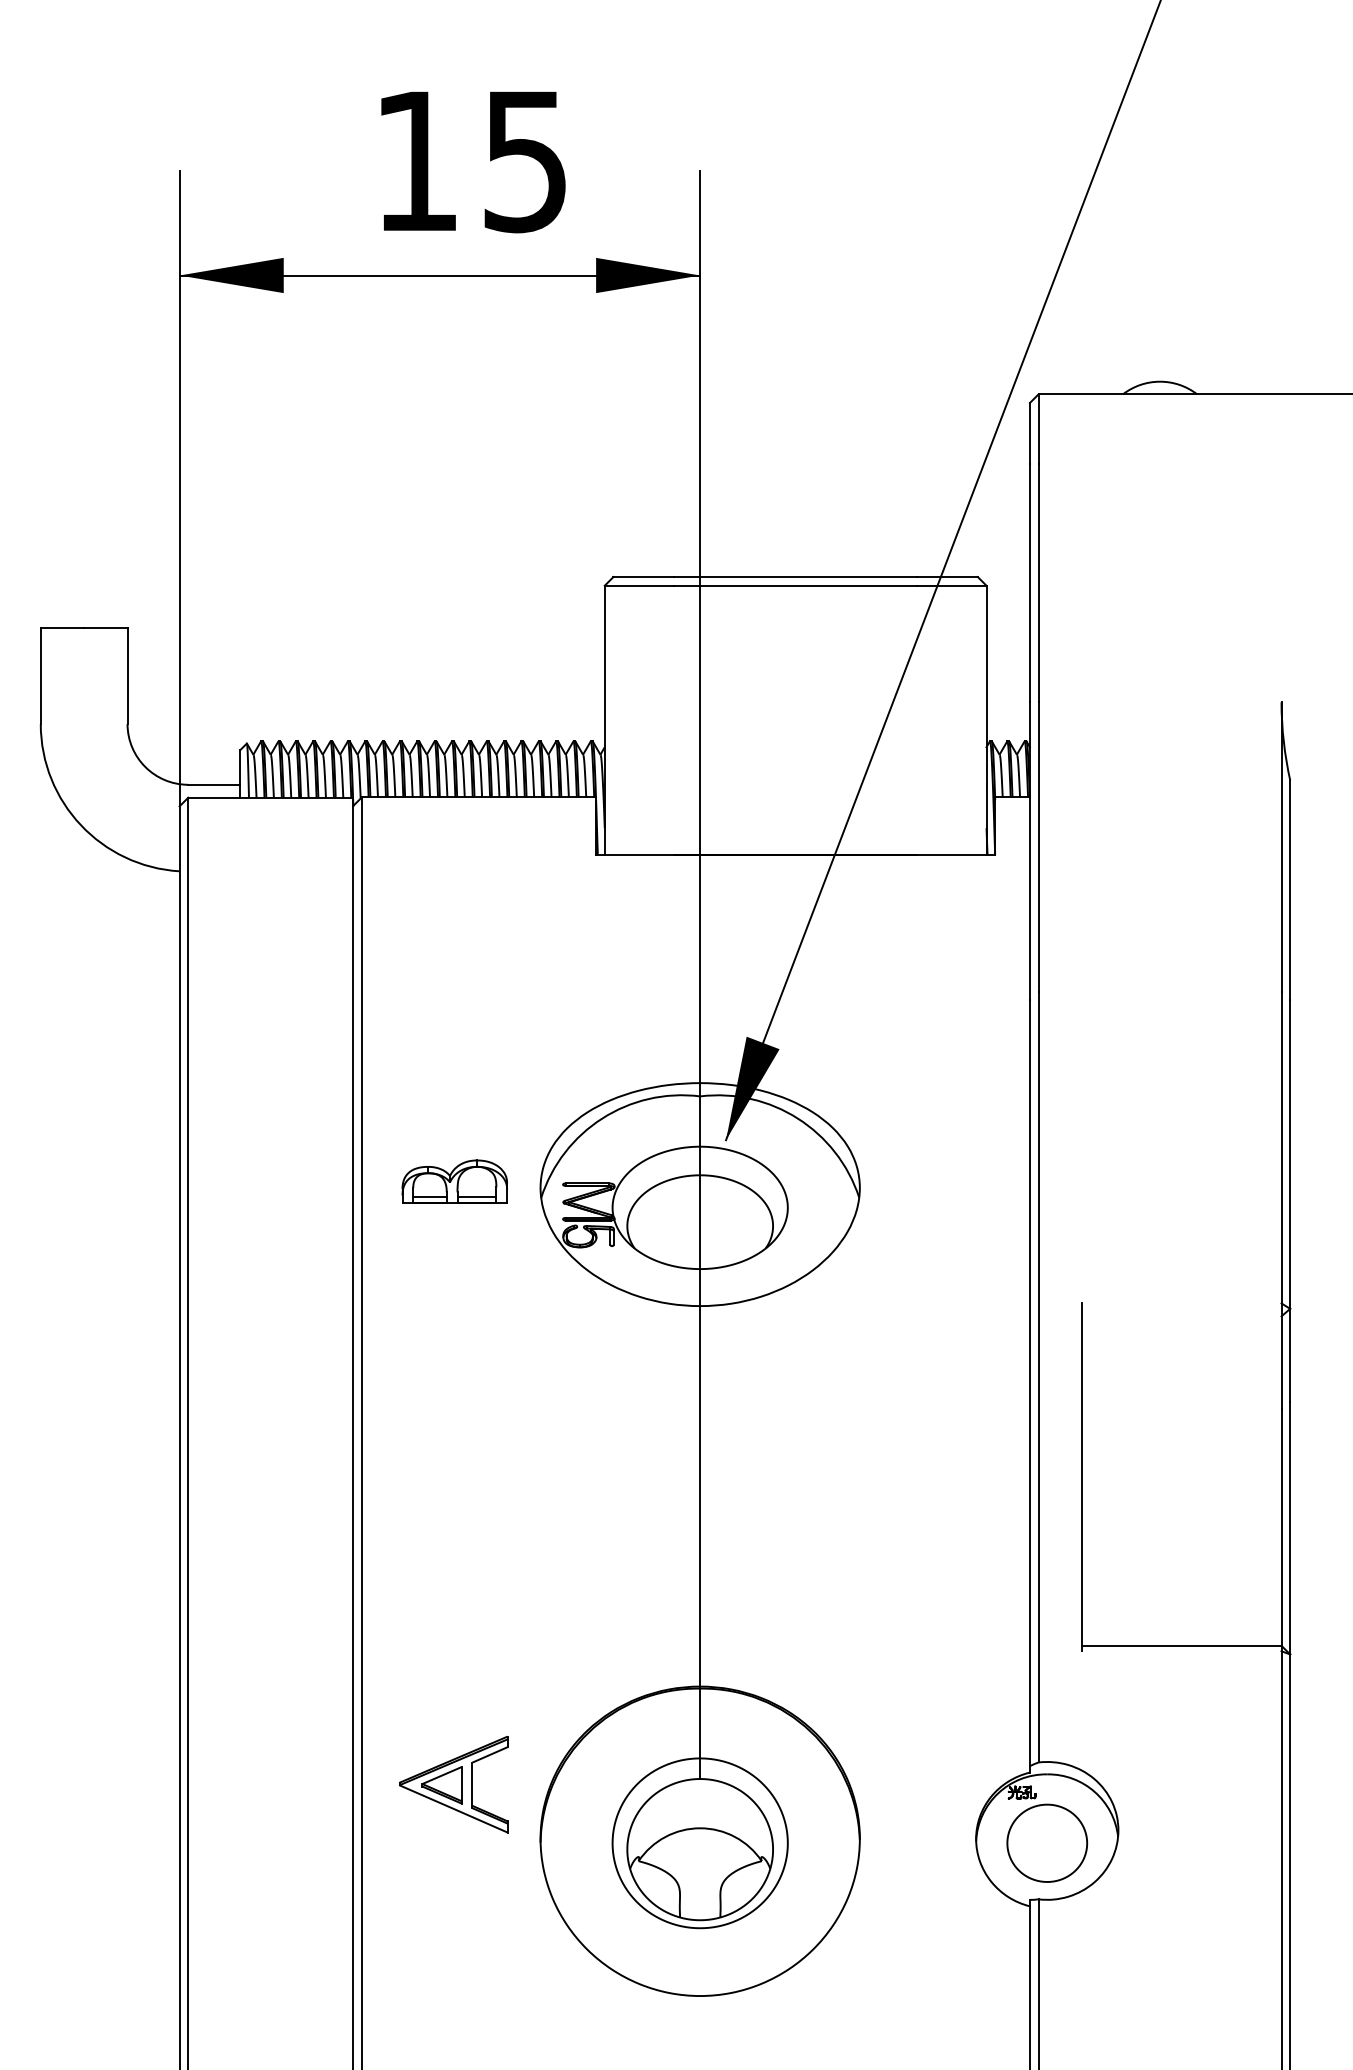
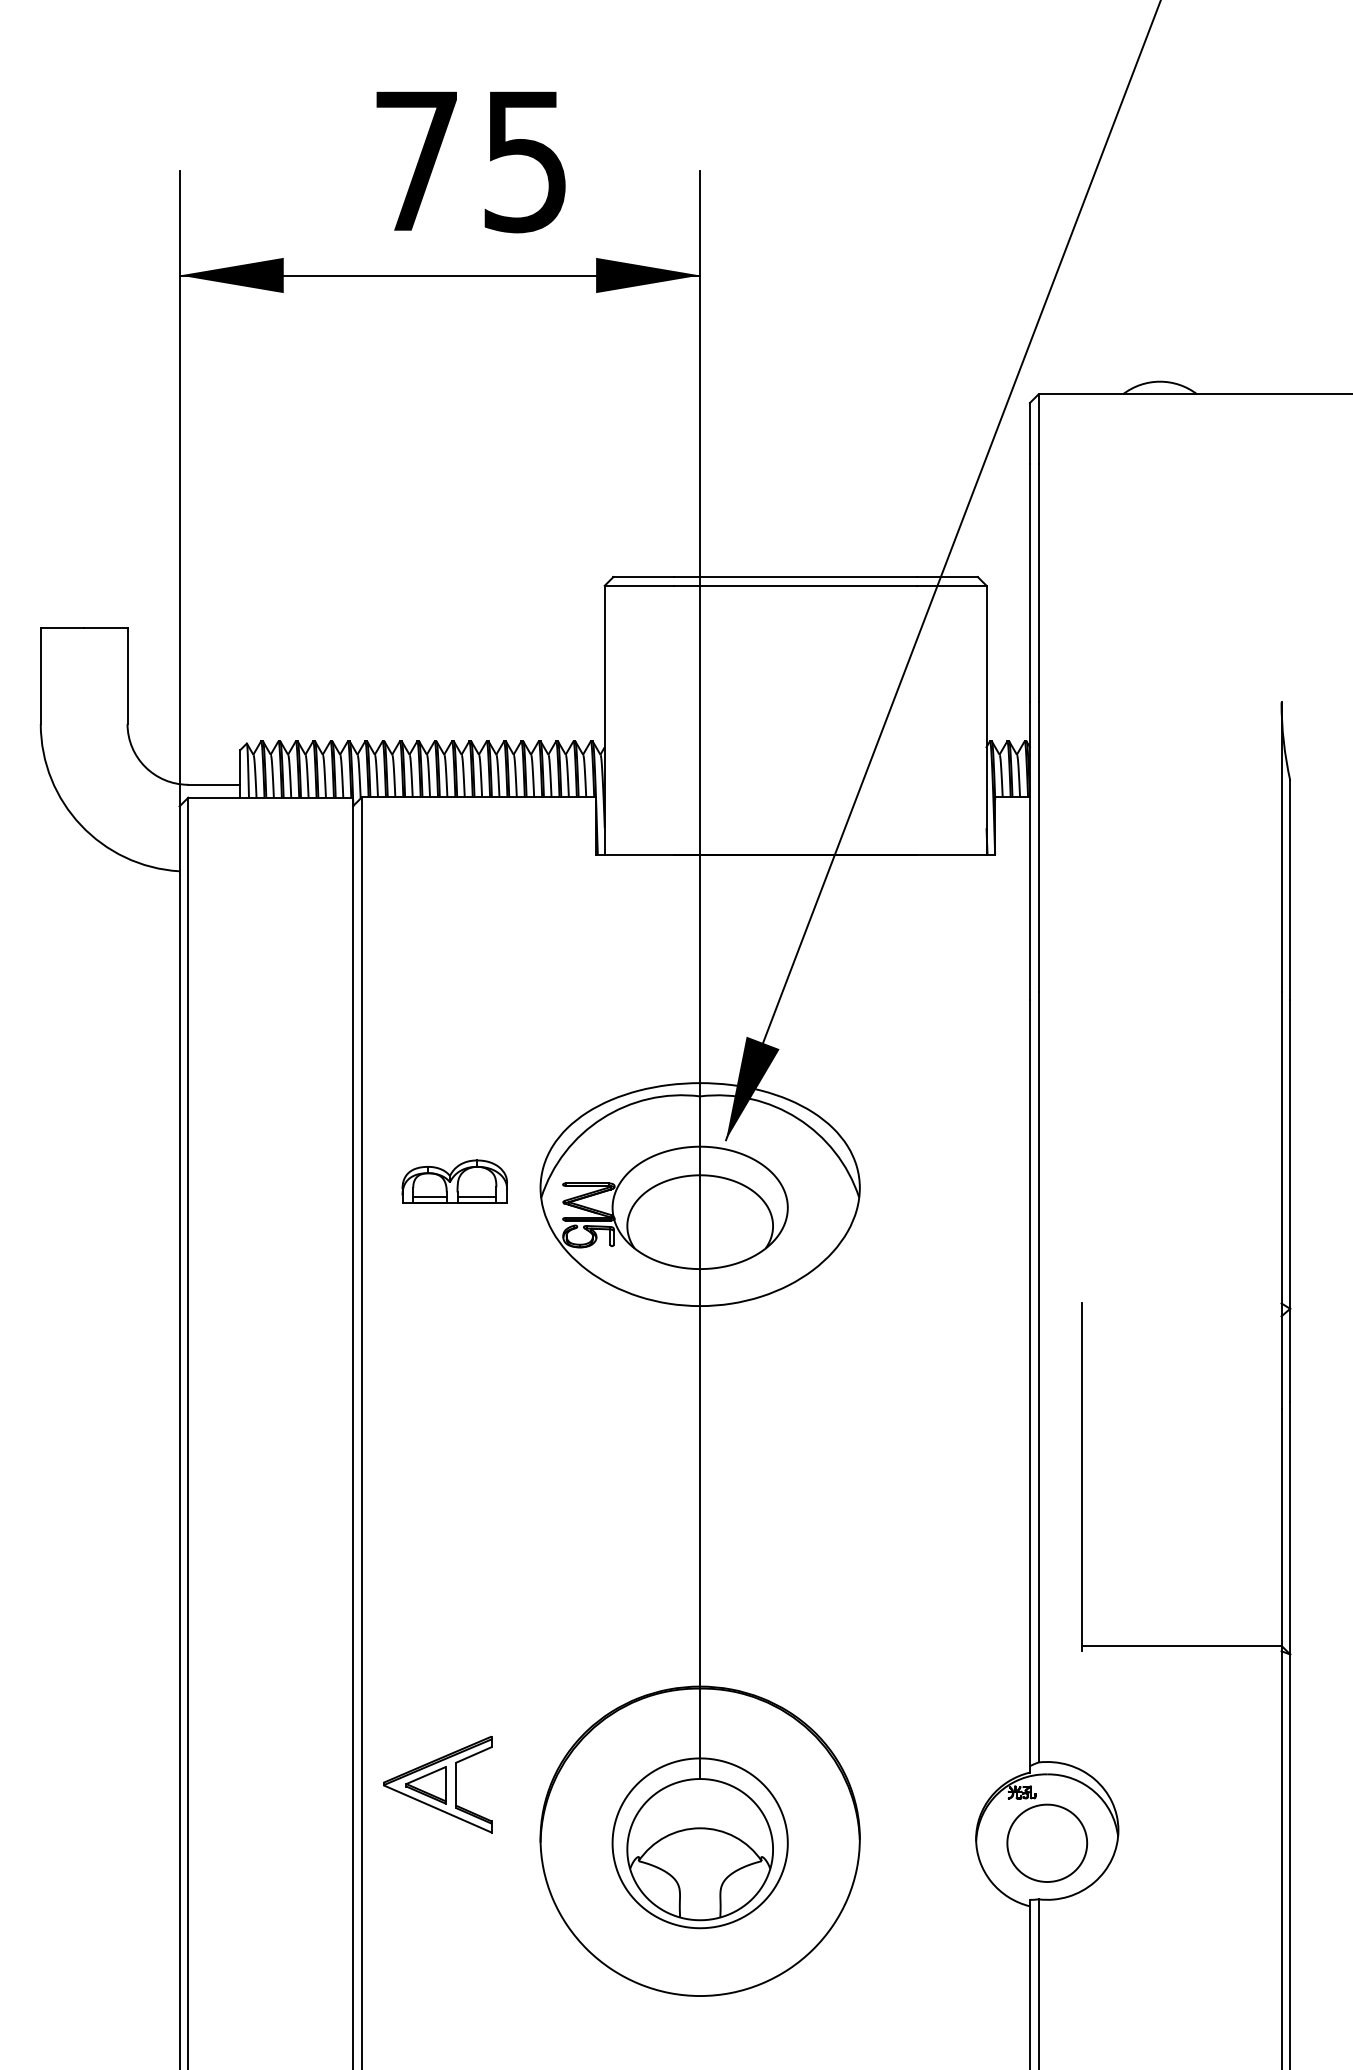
text: 15 -> 75 (416, 160)
part position: (453, 1784) -> (437, 1784) (437, 1784)
